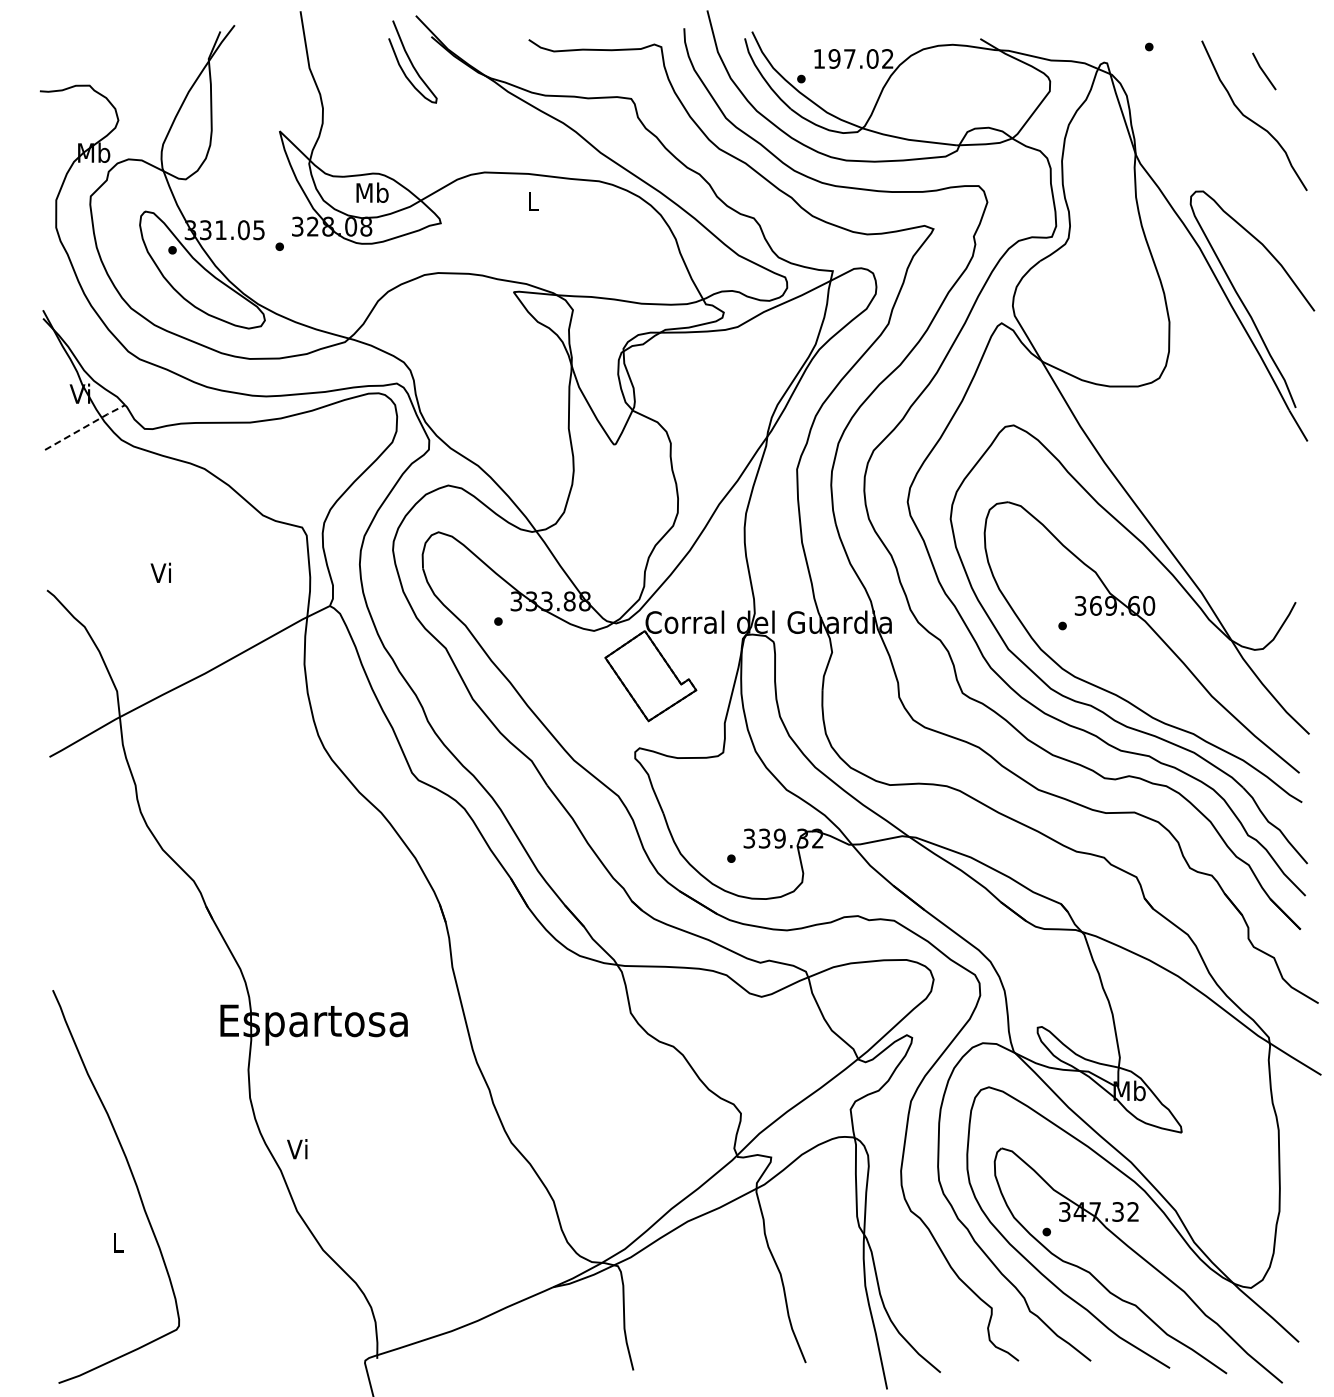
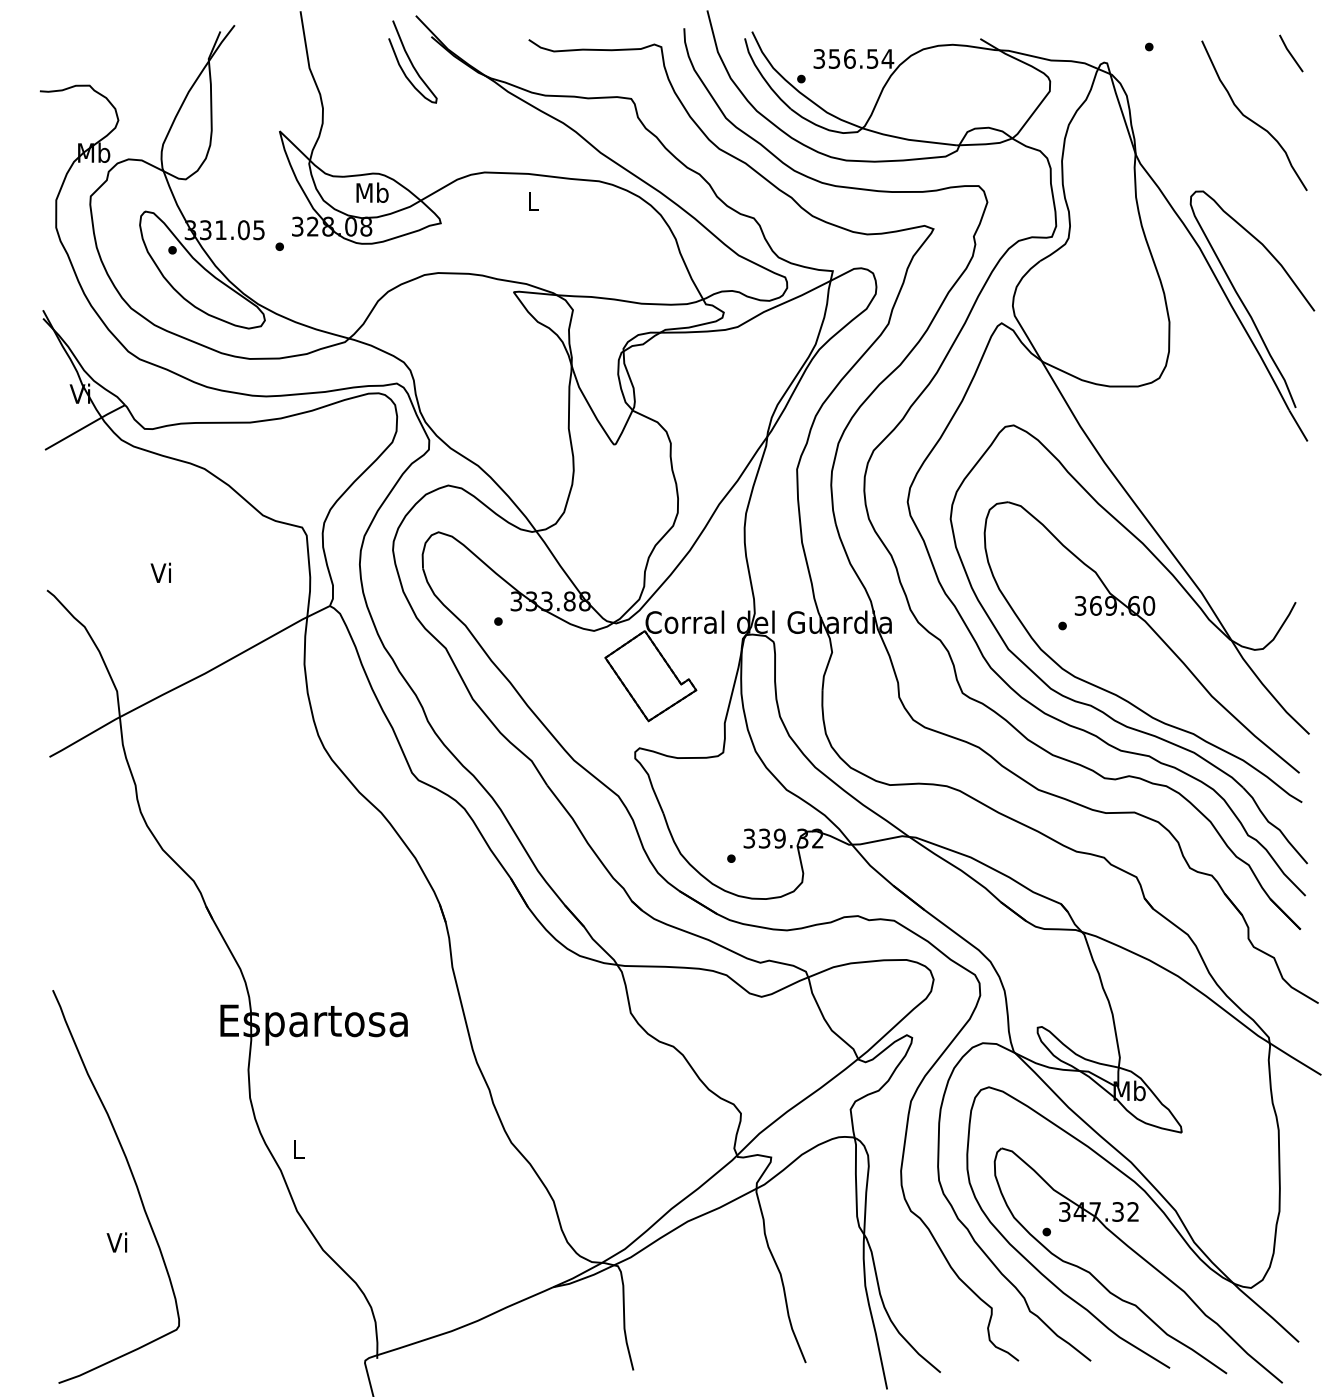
text: 197.02 -> 356.54 (853, 58)
line position: (1264, 71) -> (1291, 53) (1291, 53)
line: dashed -> solid (85, 426)
text: Vi -> L (297, 1149)
text: L -> Vi (116, 1242)
